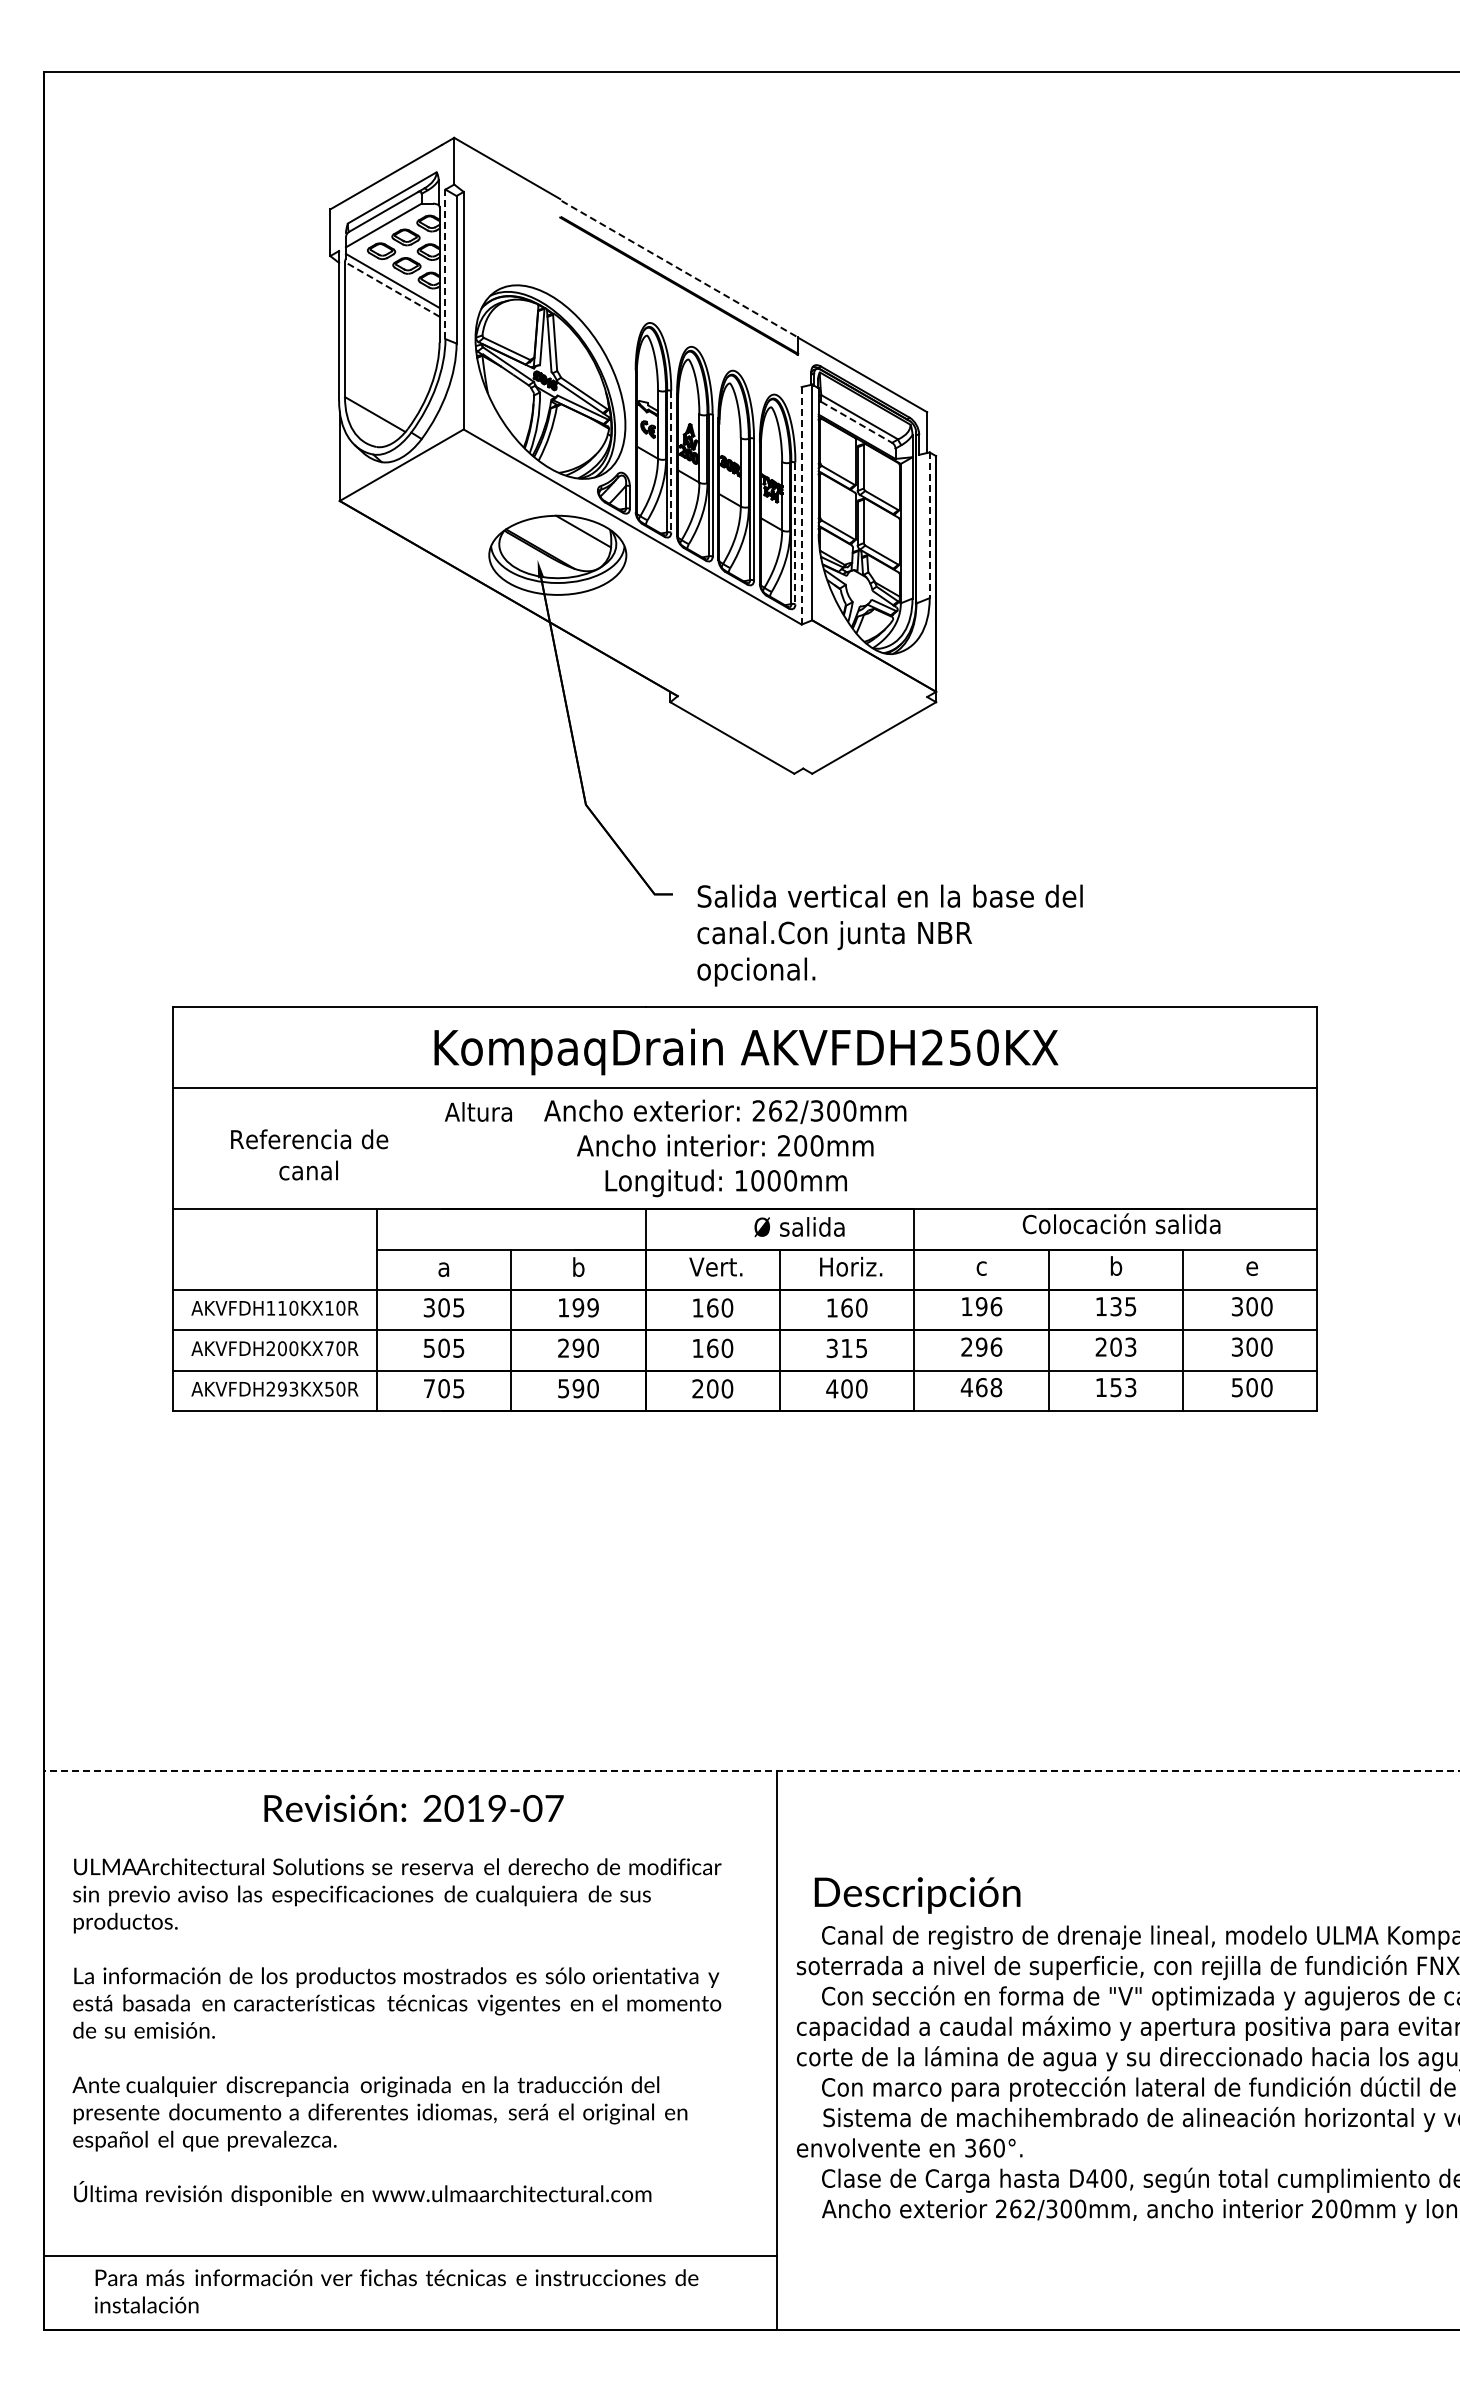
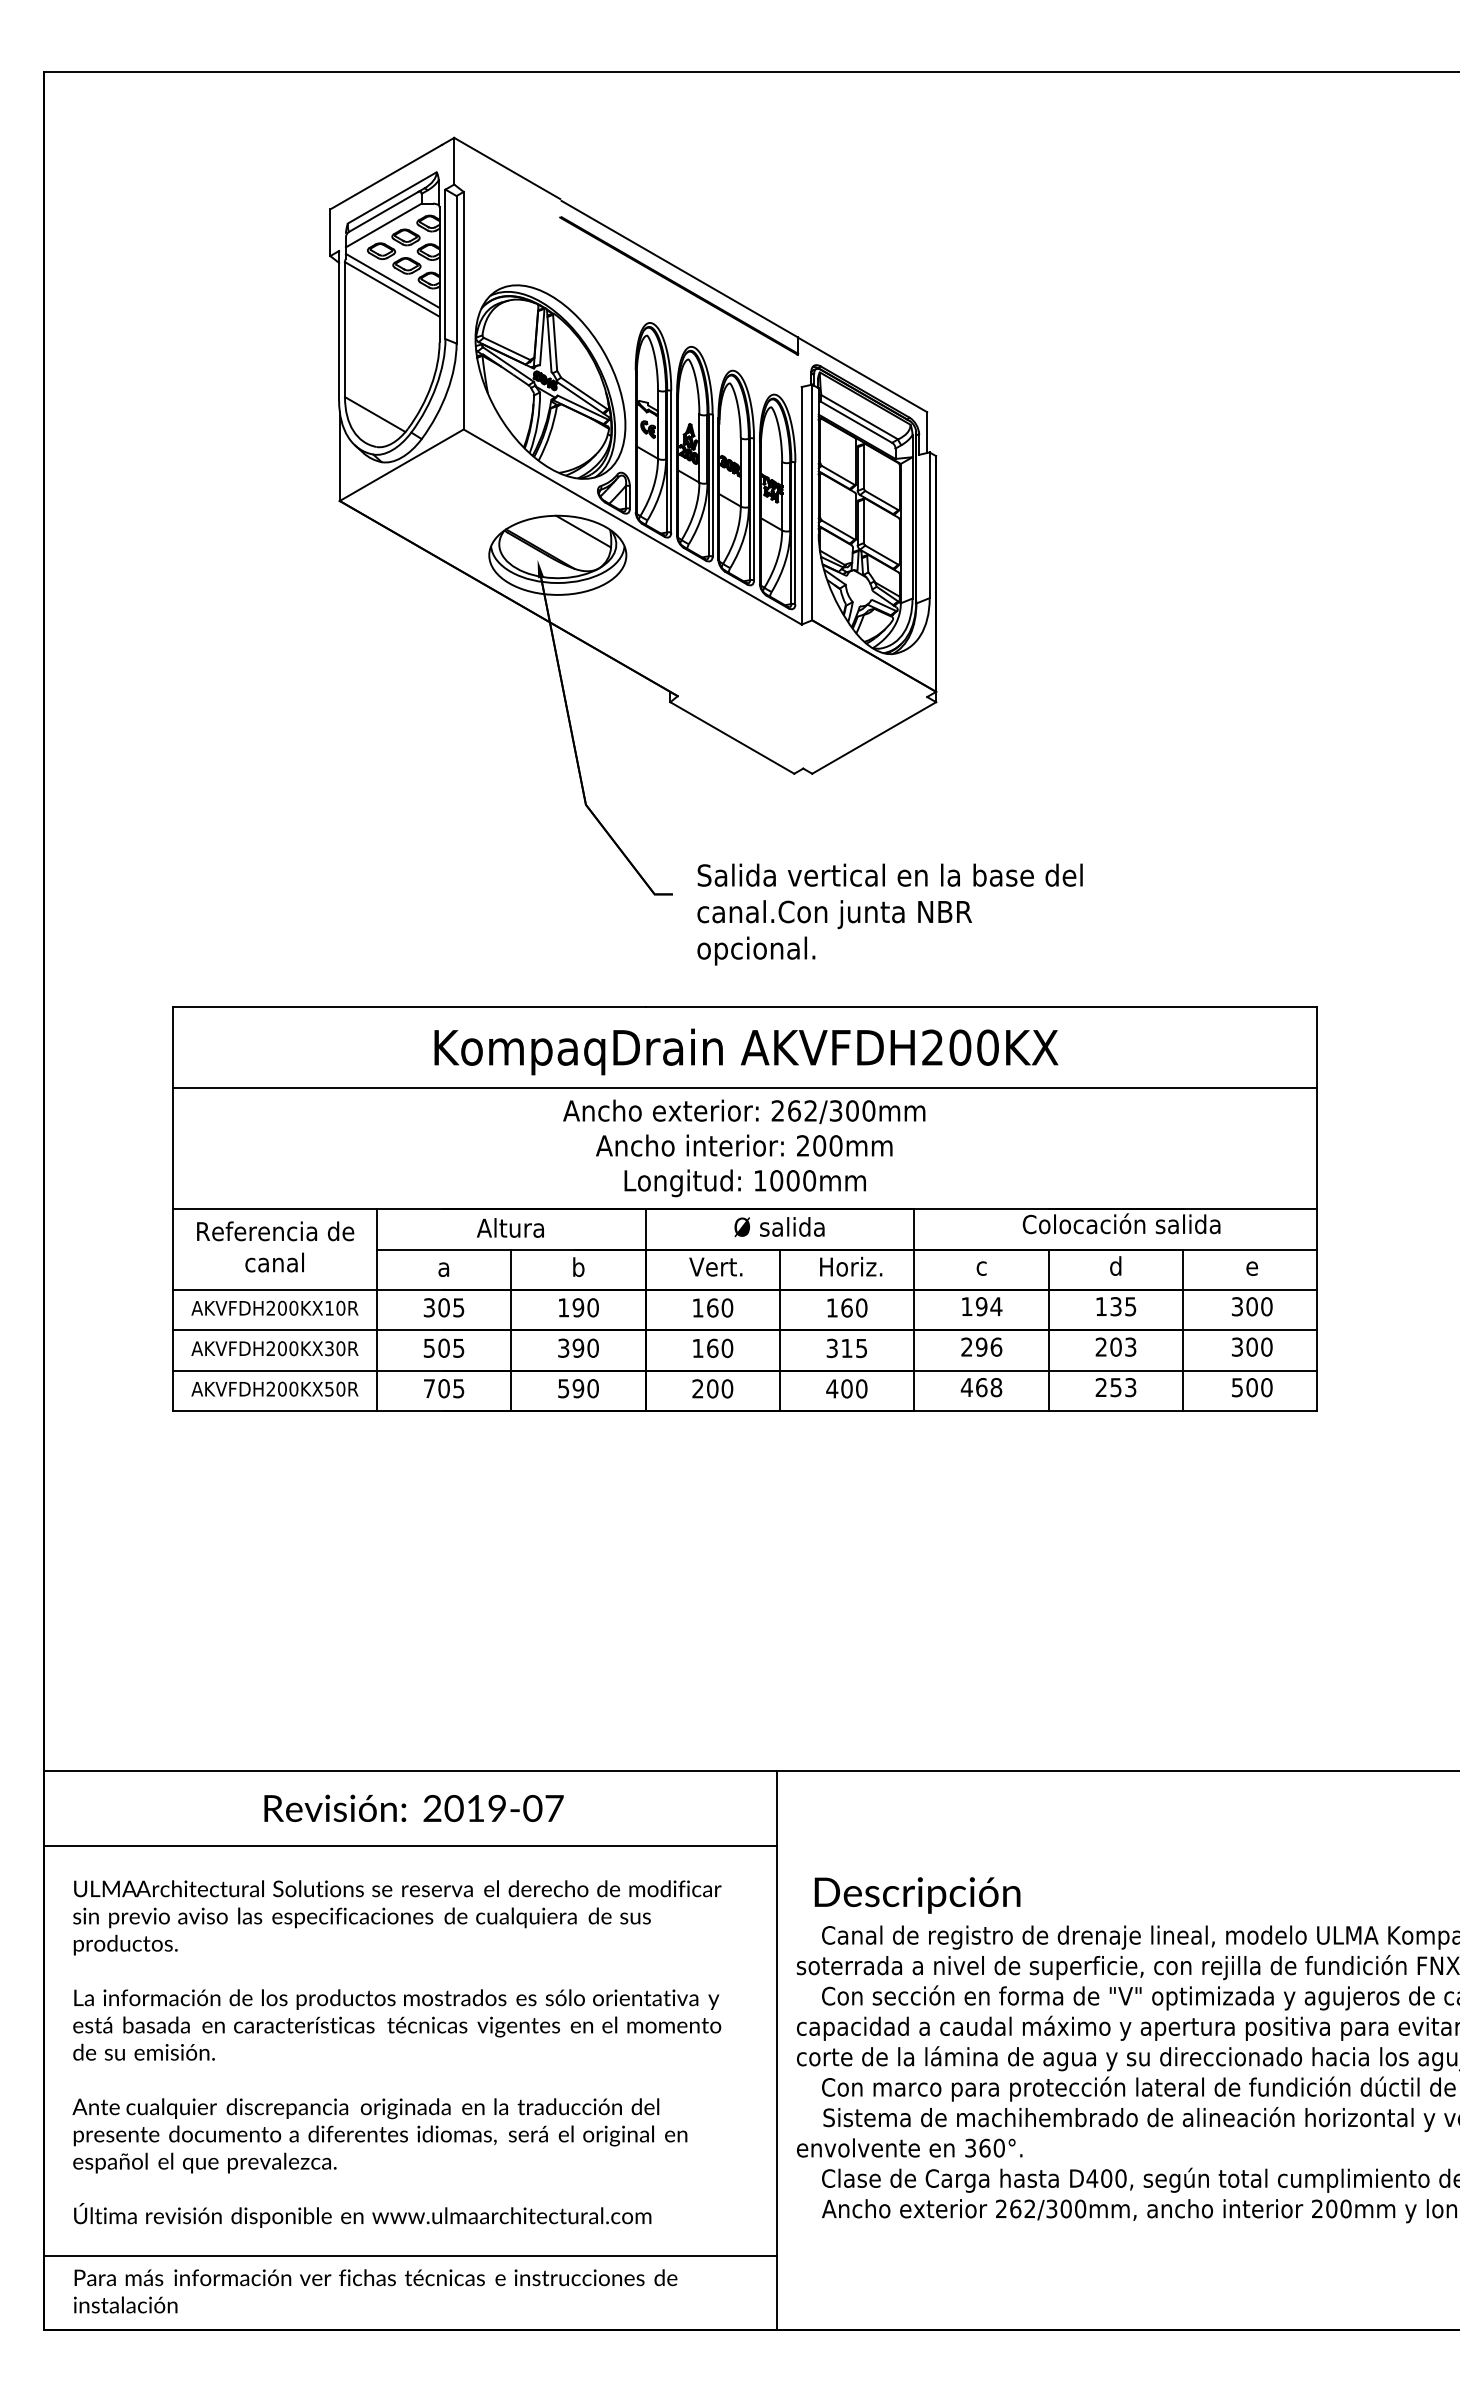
line: dashed -> solid (445, 264)
line: dashed -> solid (679, 269)
line: dashed -> solid (392, 289)
line: dashed -> solid (856, 422)
line: dashed -> solid (671, 461)
line: dashed -> solid (801, 505)
line: dashed -> solid (929, 525)
line: dashed -> solid (795, 533)
text position: (889, 935) -> (889, 914) (889, 914)
text: AKVFDH250KX -> AKVFDH200KX (960, 1047)
text position: (477, 1111) -> (509, 1227) (509, 1227)
text position: (725, 1148) -> (744, 1148) (744, 1148)
text position: (309, 1154) -> (275, 1246) (275, 1246)
text position: (799, 1227) -> (779, 1227) (779, 1227)
text: b -> d (1116, 1265)
text: 196 -> 194 (996, 1306)
text: AKVFDH110KX10R -> AKVFDH200KX10R (276, 1307)
text: 199 -> 190 (592, 1307)
text: AKVFDH200KX70R -> AKVFDH200KX30R (329, 1348)
text: 290 -> 390 (563, 1348)
text: 153 -> 253 (1100, 1387)
text: AKVFDH293KX50R -> AKVFDH200KX50R (288, 1388)
line: dashed -> solid (751, 1771)
line: none -> present (409, 1845)
text position: (396, 2031) -> (396, 2053) (396, 2053)
text position: (396, 2291) -> (375, 2291) (375, 2291)
